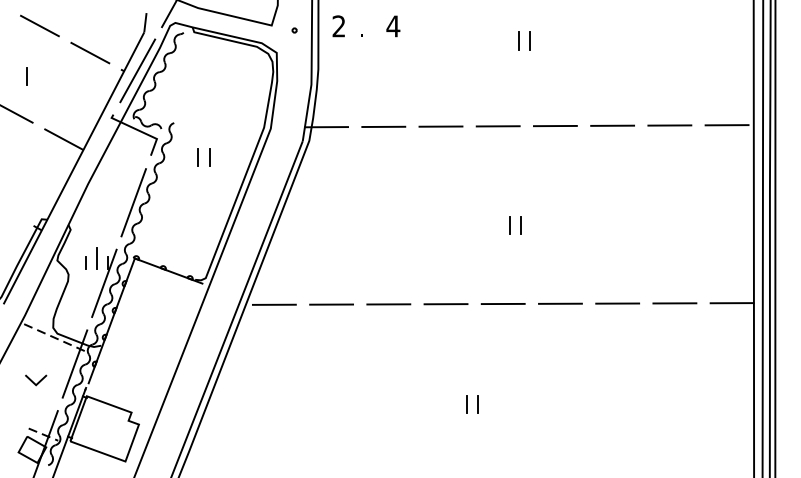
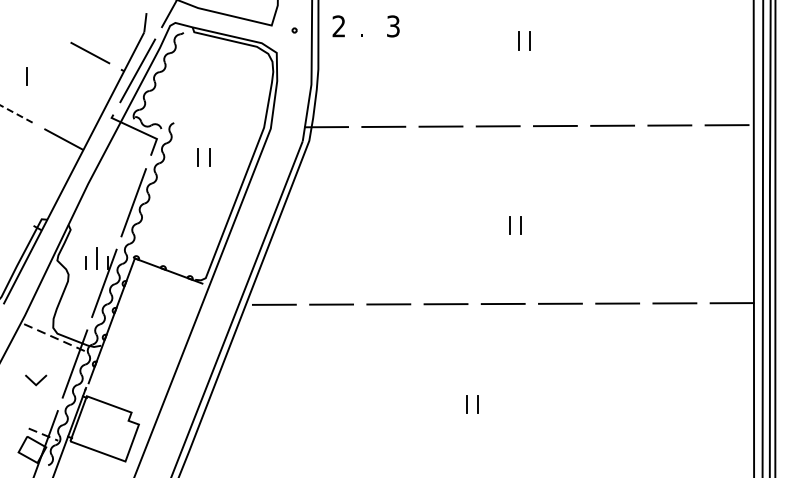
line: present -> none (39, 25)
text: 4 -> 3 (393, 26)
line: solid -> dashed (15, 113)
